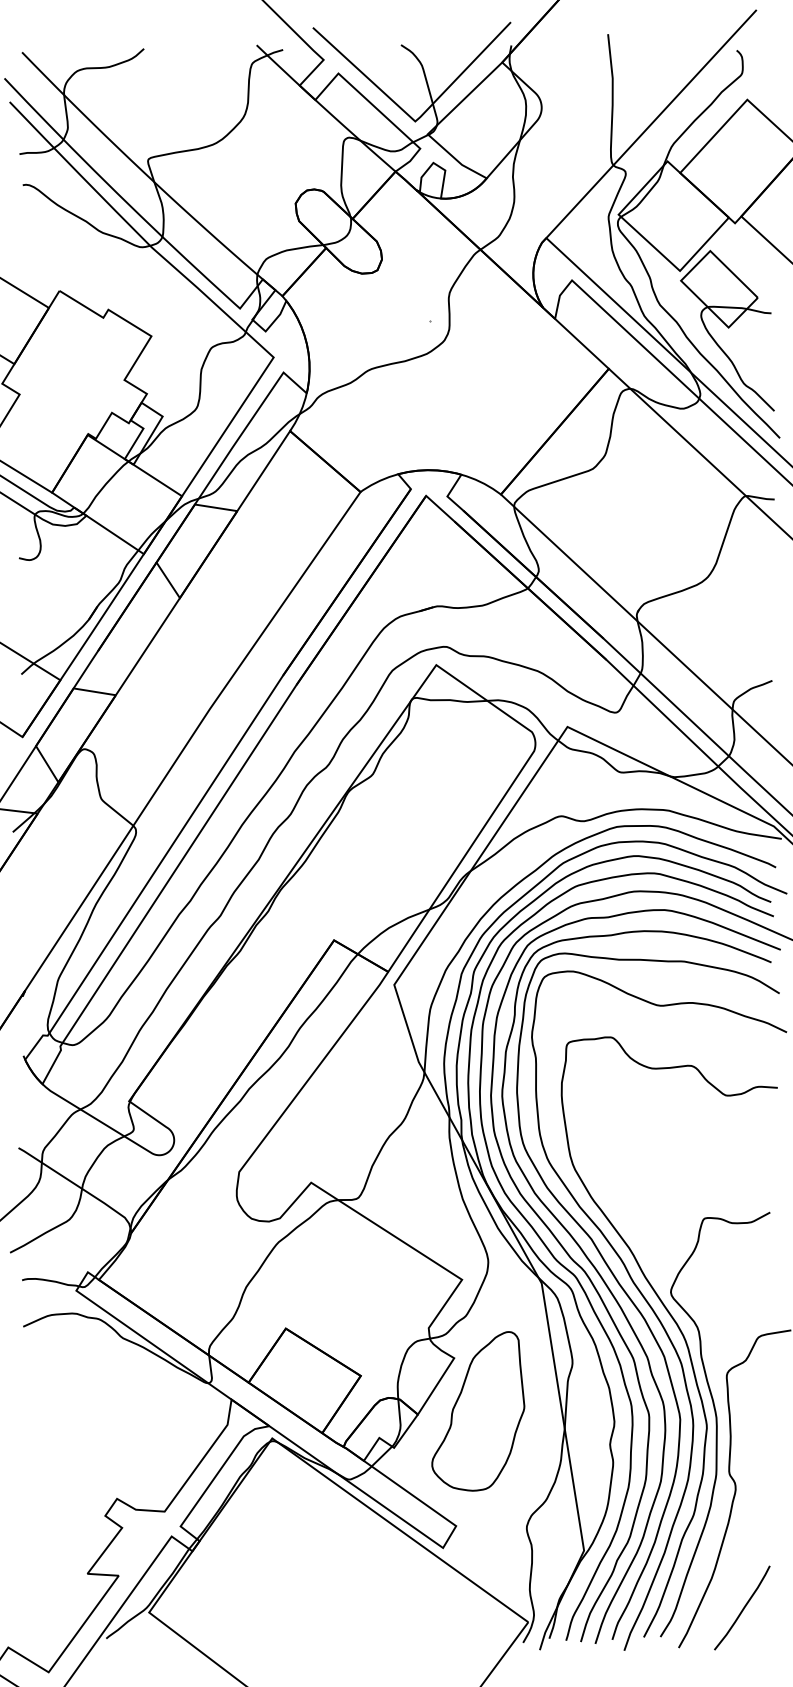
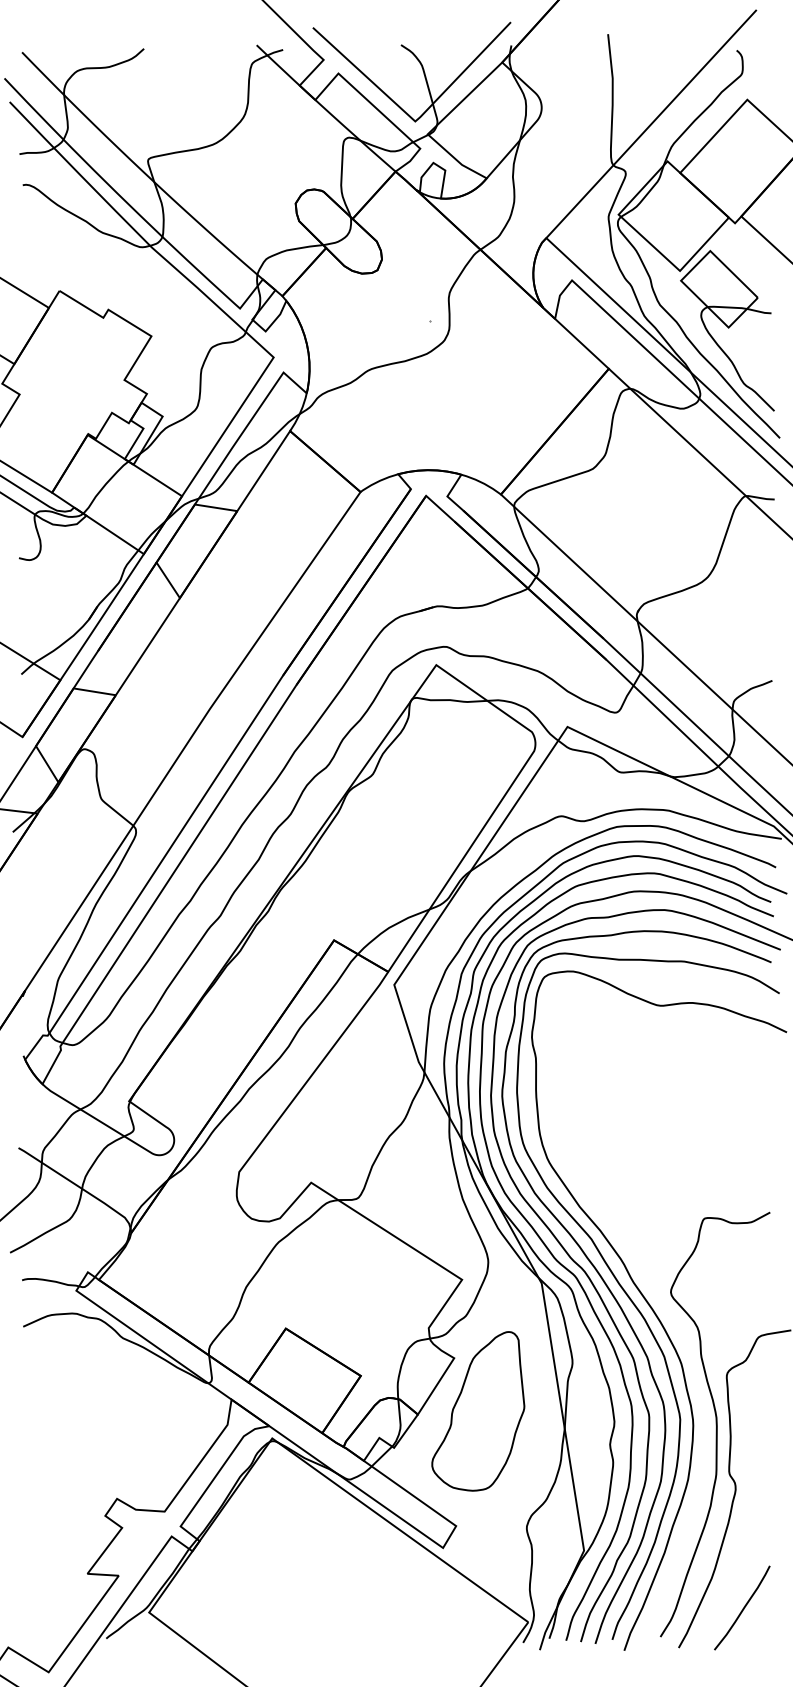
curve: present -> none (678, 1329)
